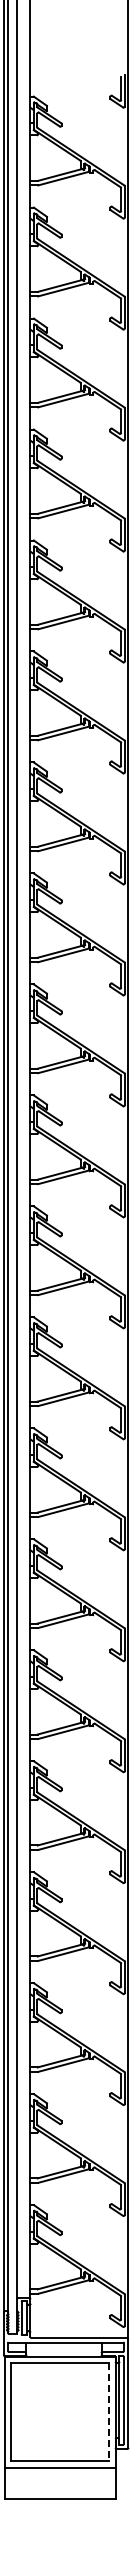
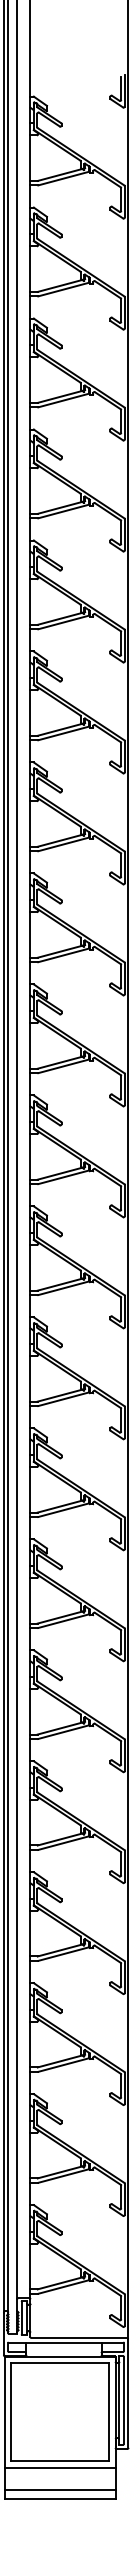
line: dashed -> solid (109, 2412)
line: none -> present (59, 2489)
